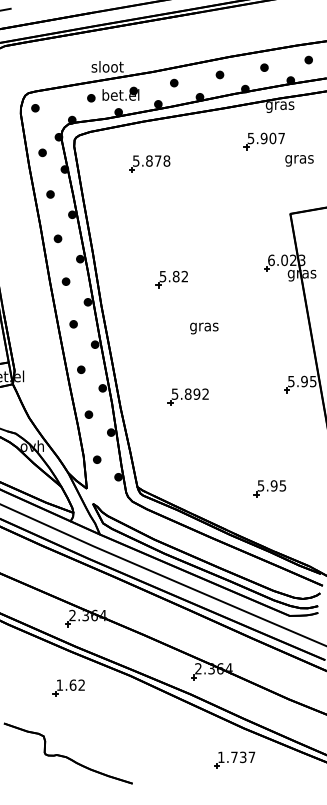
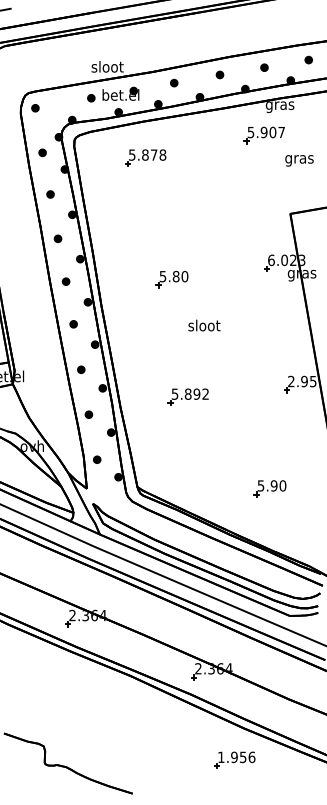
part position: (263, 141) -> (263, 135) (263, 135)
part position: (149, 163) -> (145, 157) (145, 157)
text: 5.82 -> 5.80 (184, 276)
text: gras -> sloot (204, 326)
text: 5.95 -> 2.95 (291, 381)
text: 5.95 -> 5.90 (282, 485)
part: present -> none (68, 687)
part position: (67, 753) -> (67, 763) (67, 763)
text: 1.737 -> 1.956 (243, 757)
